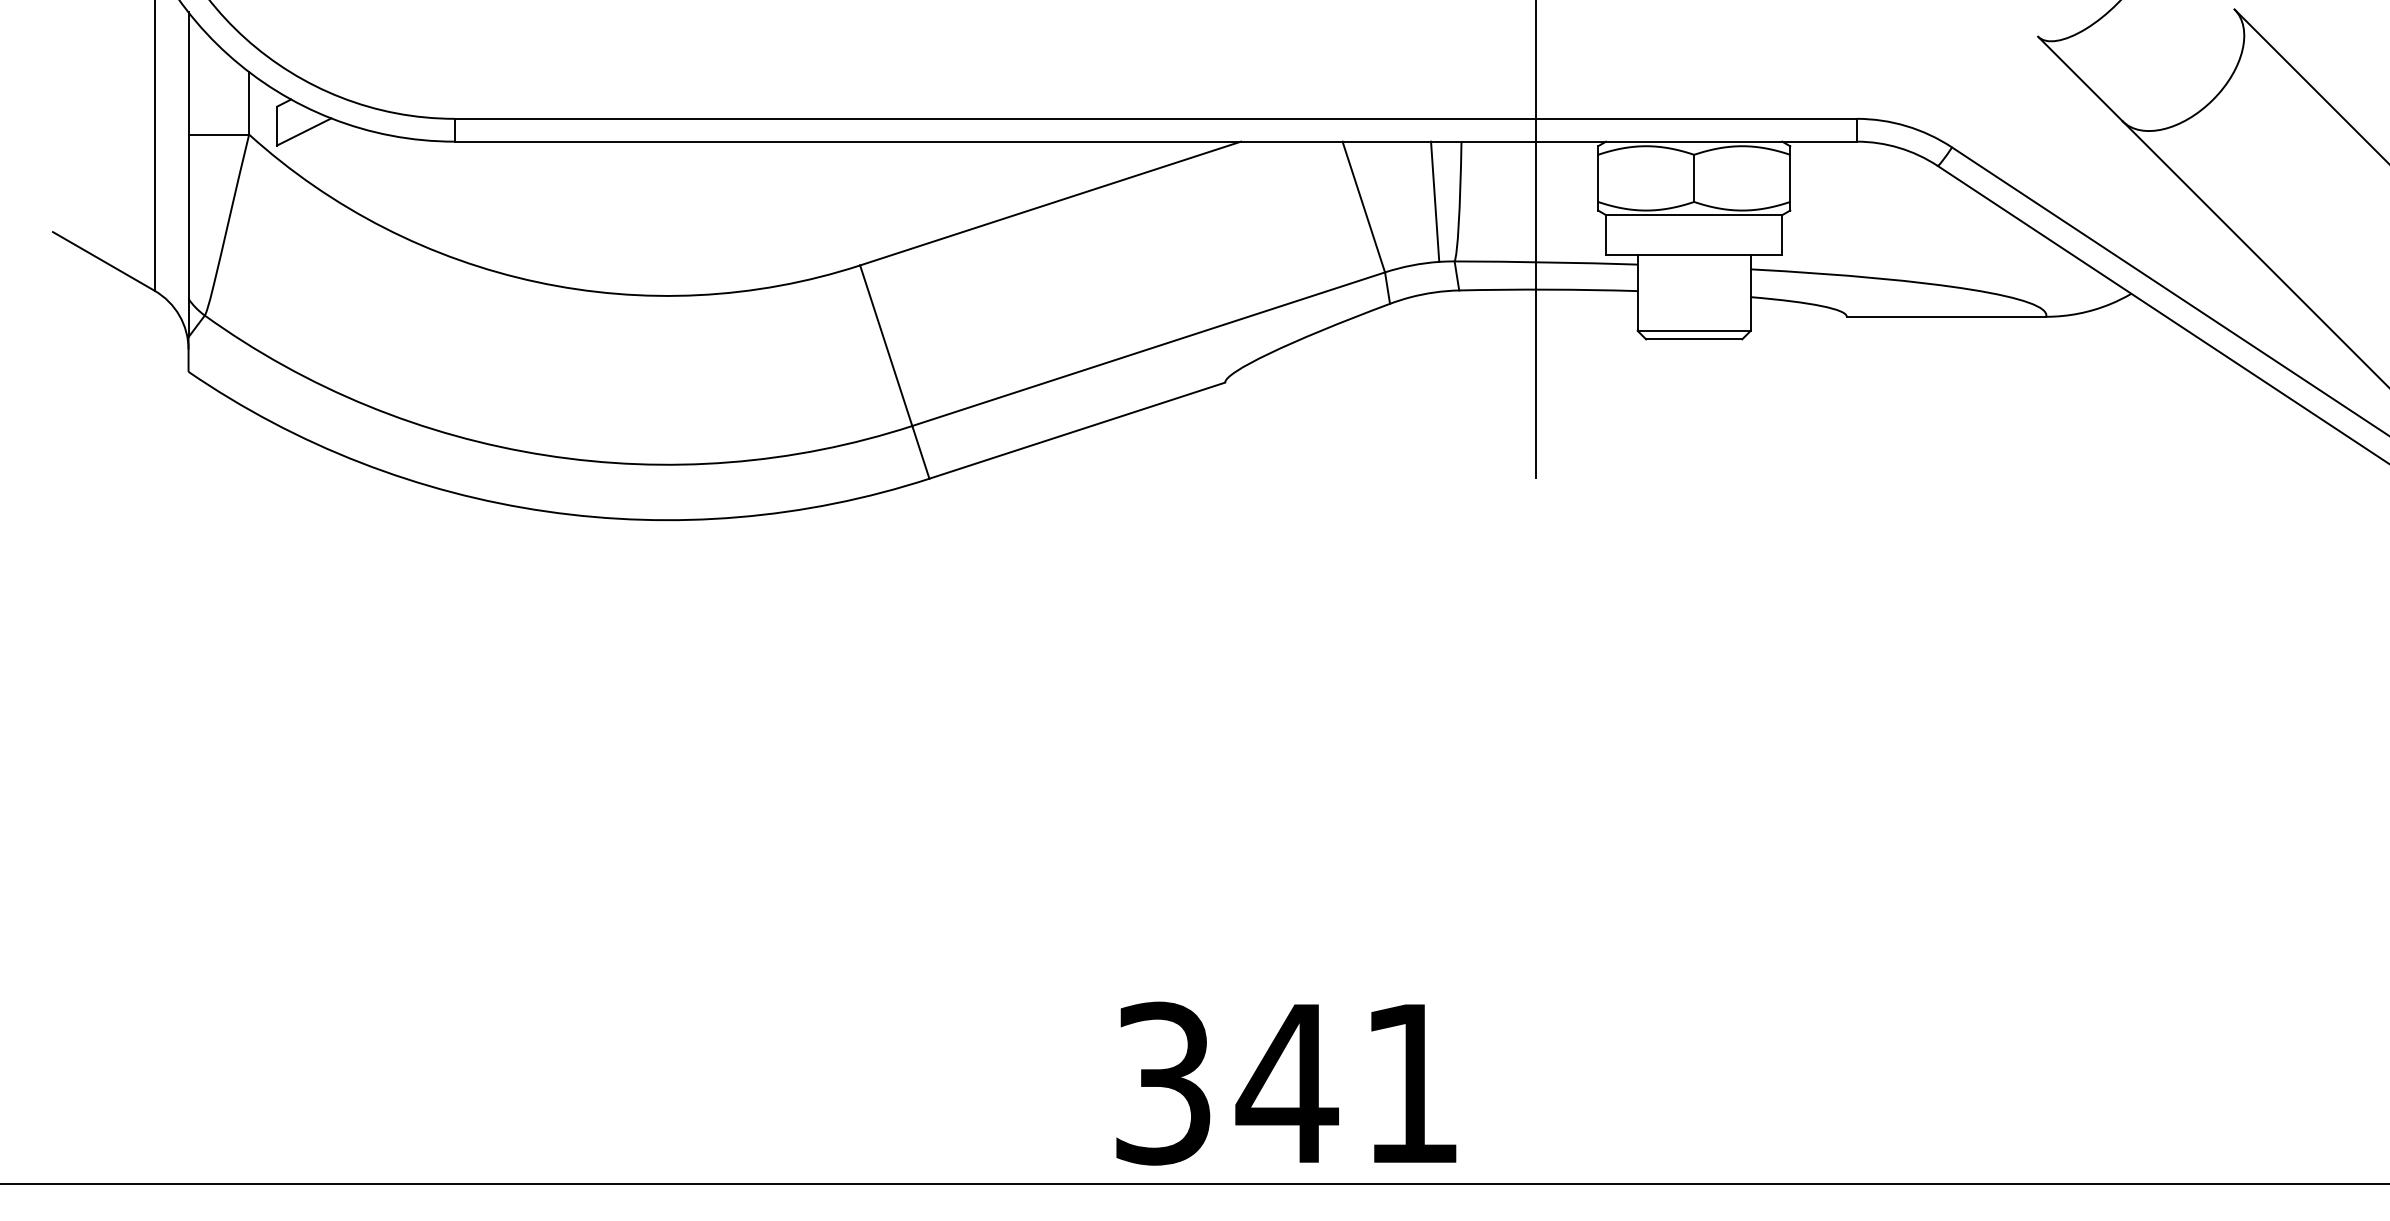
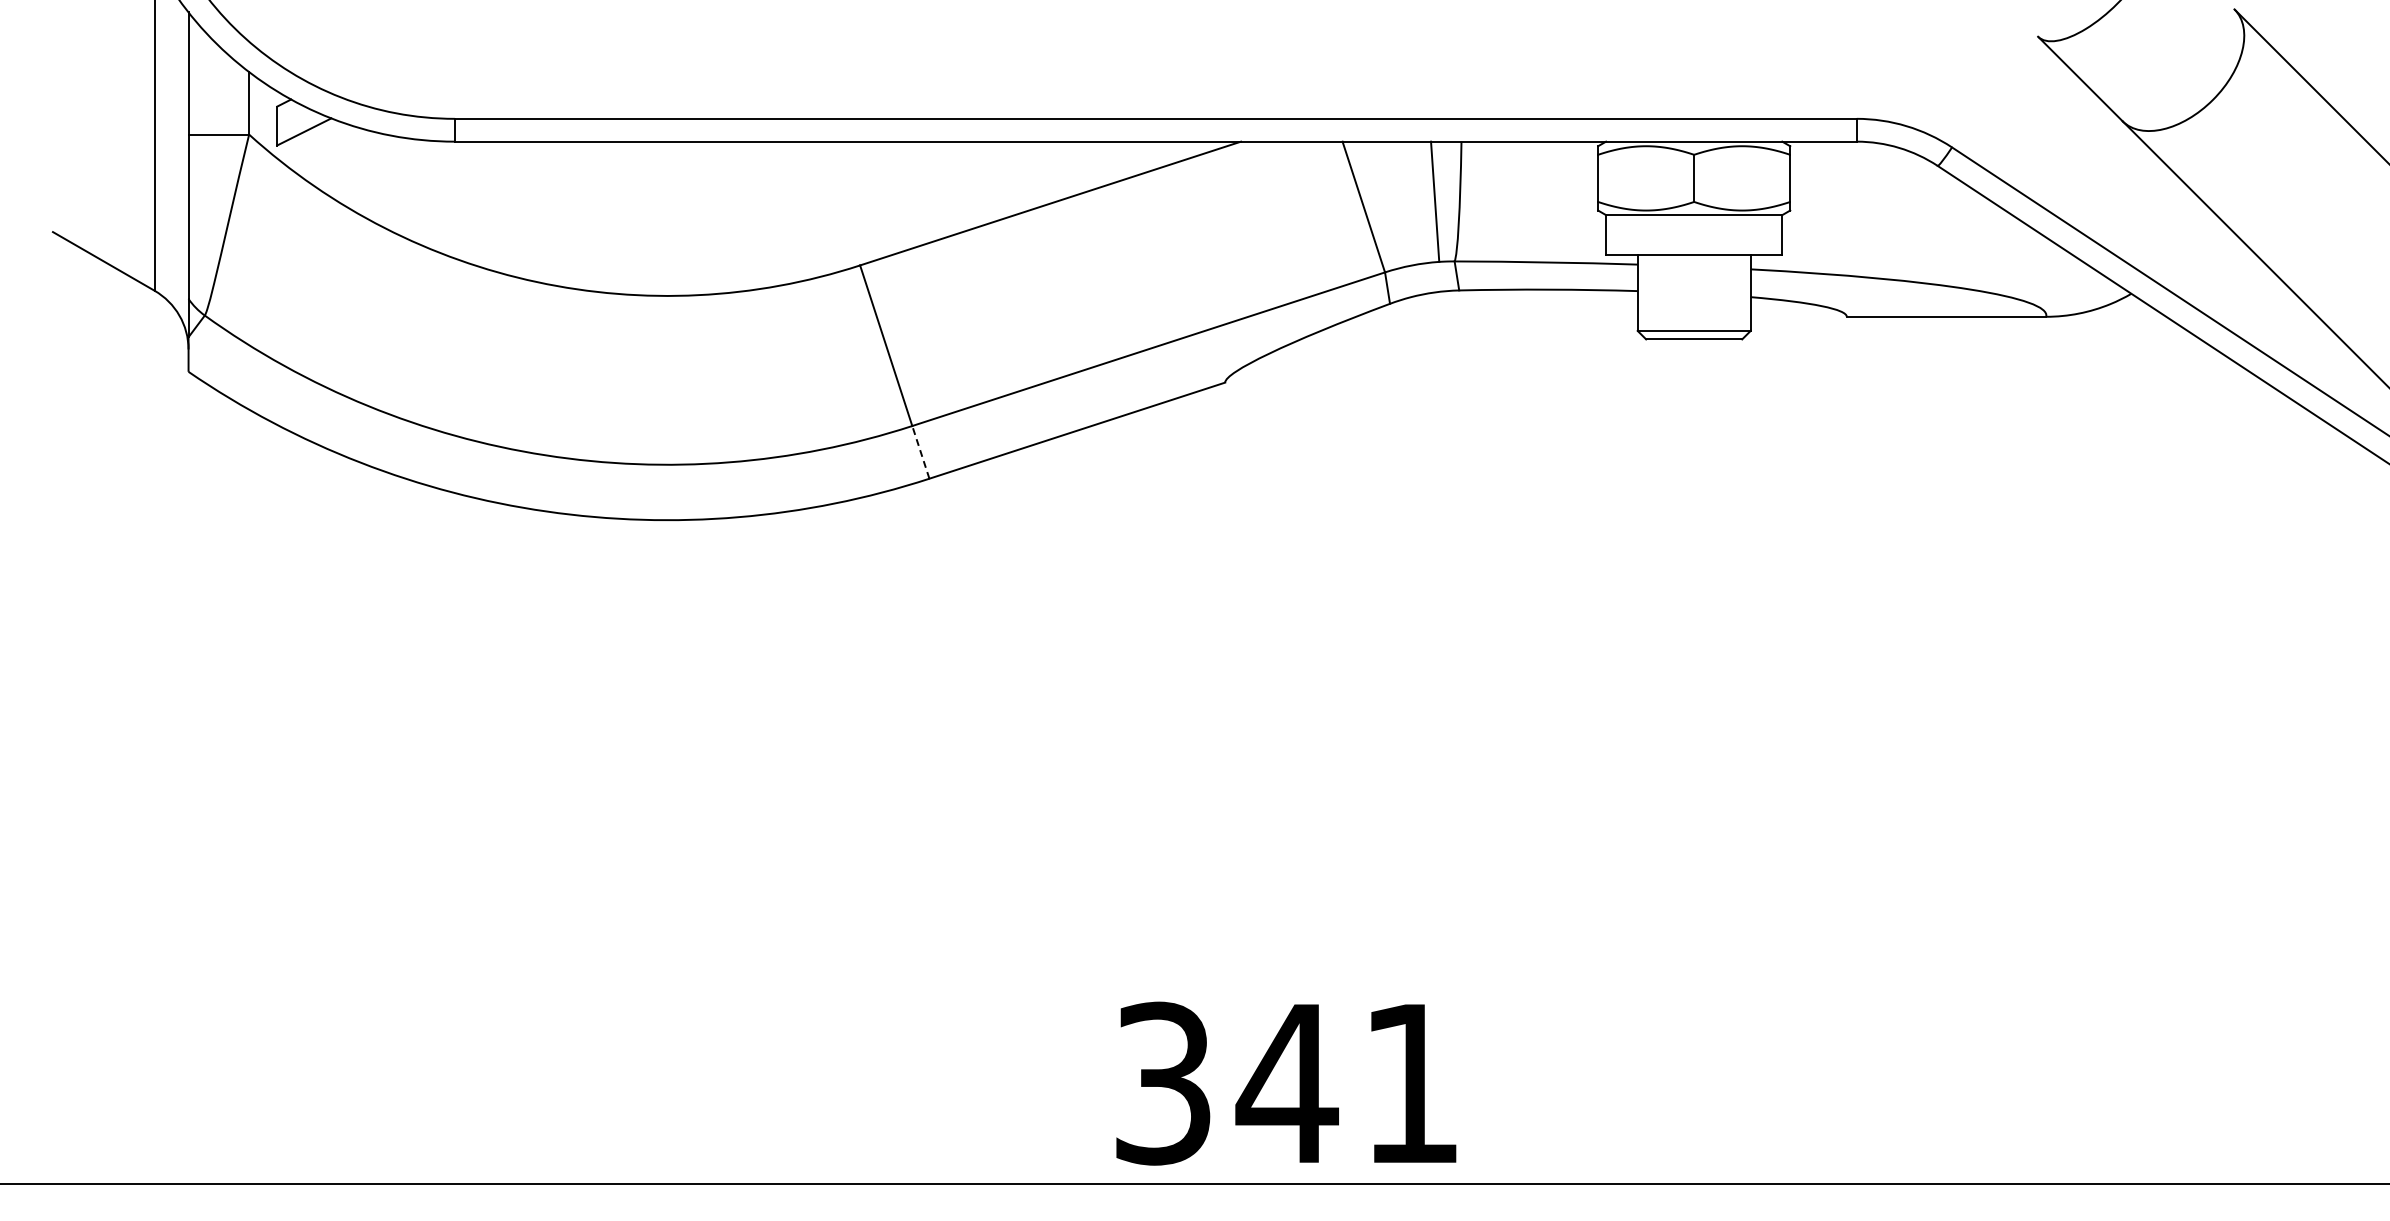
line: present -> none (1536, 240)
line: solid -> dashed (920, 452)
